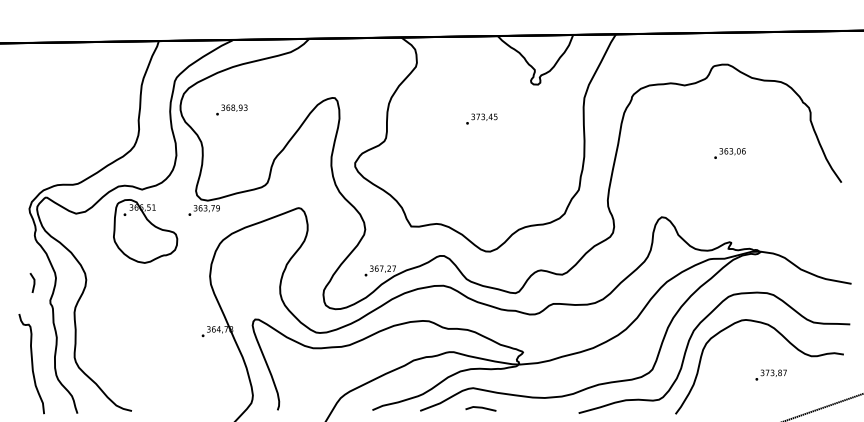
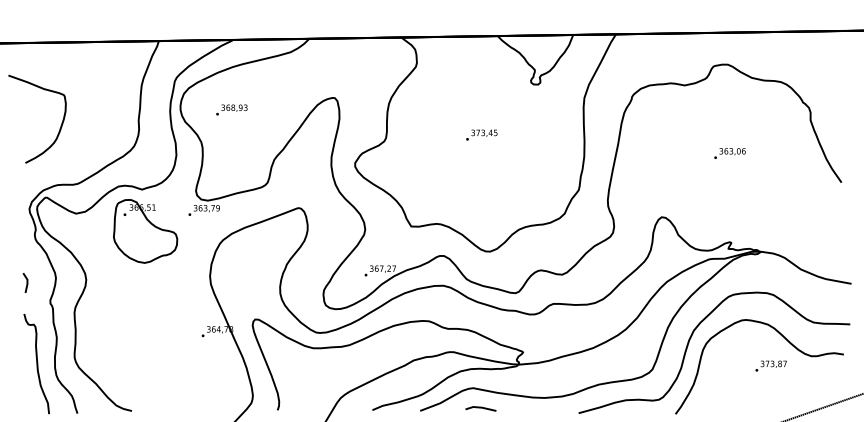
text position: (481, 118) -> (481, 134) (481, 134)
curve: none -> present (60, 125)
line position: (33, 282) -> (26, 282) (26, 282)
curve position: (31, 364) -> (36, 364) (36, 364)
text position: (770, 374) -> (770, 365) (770, 365)
